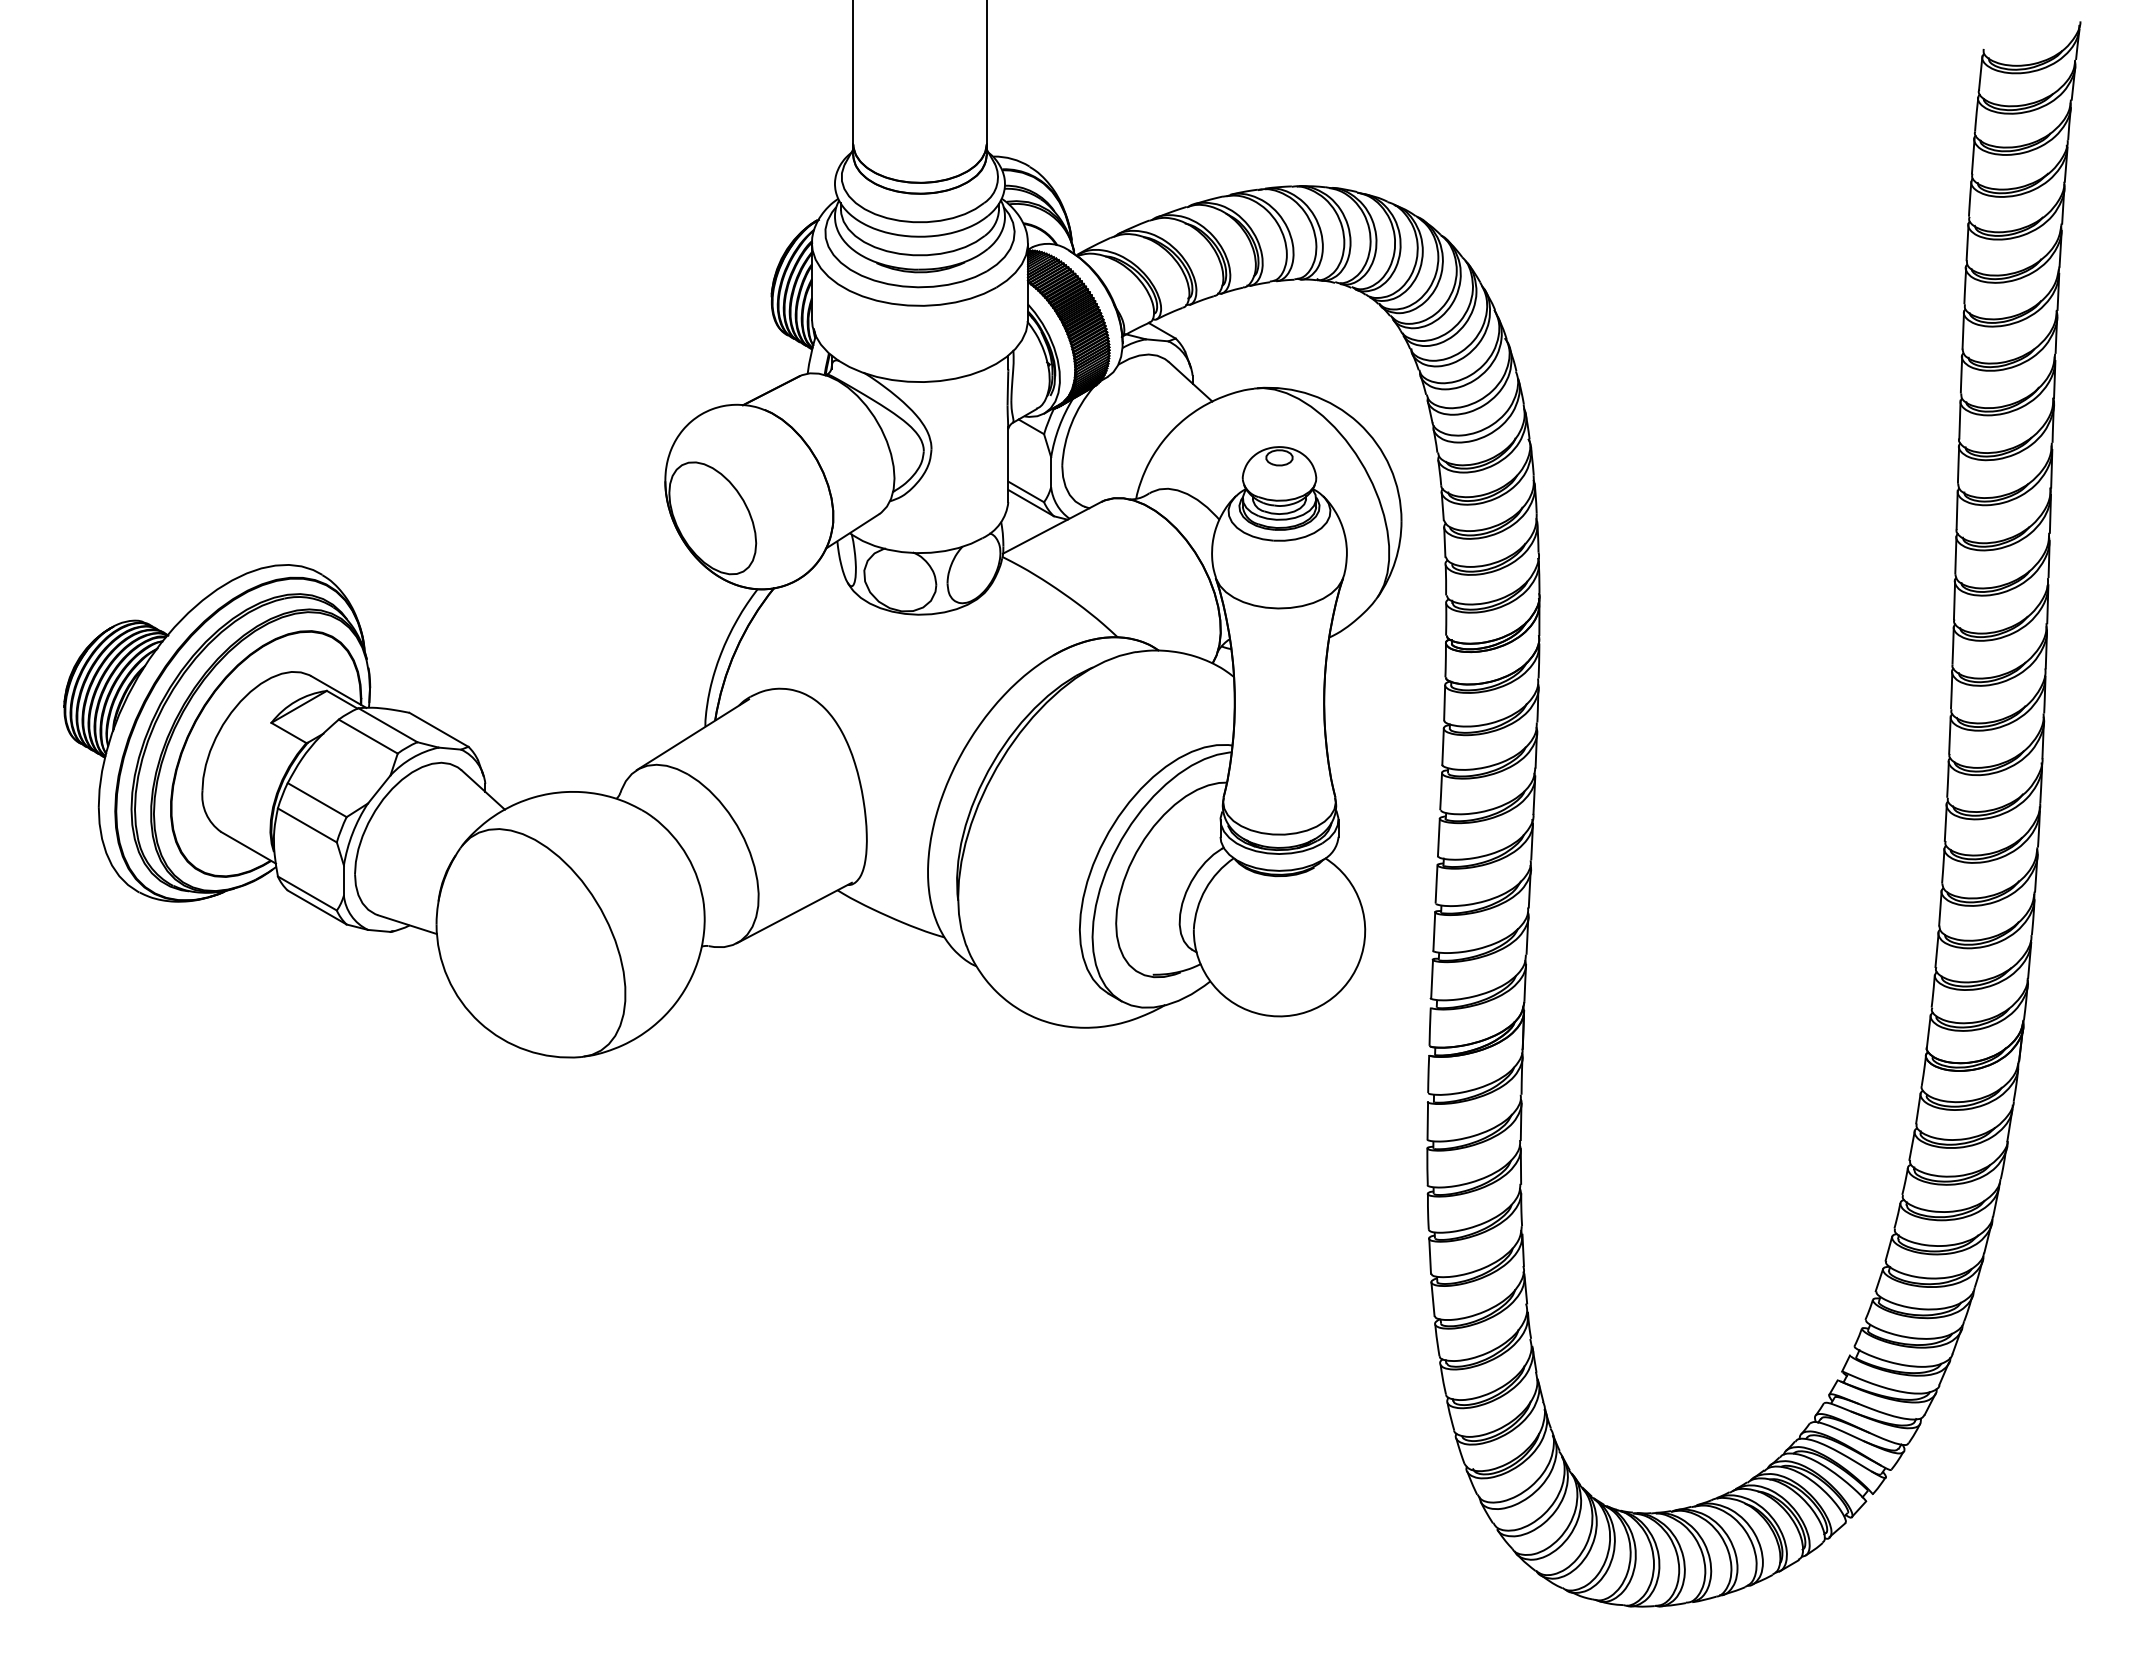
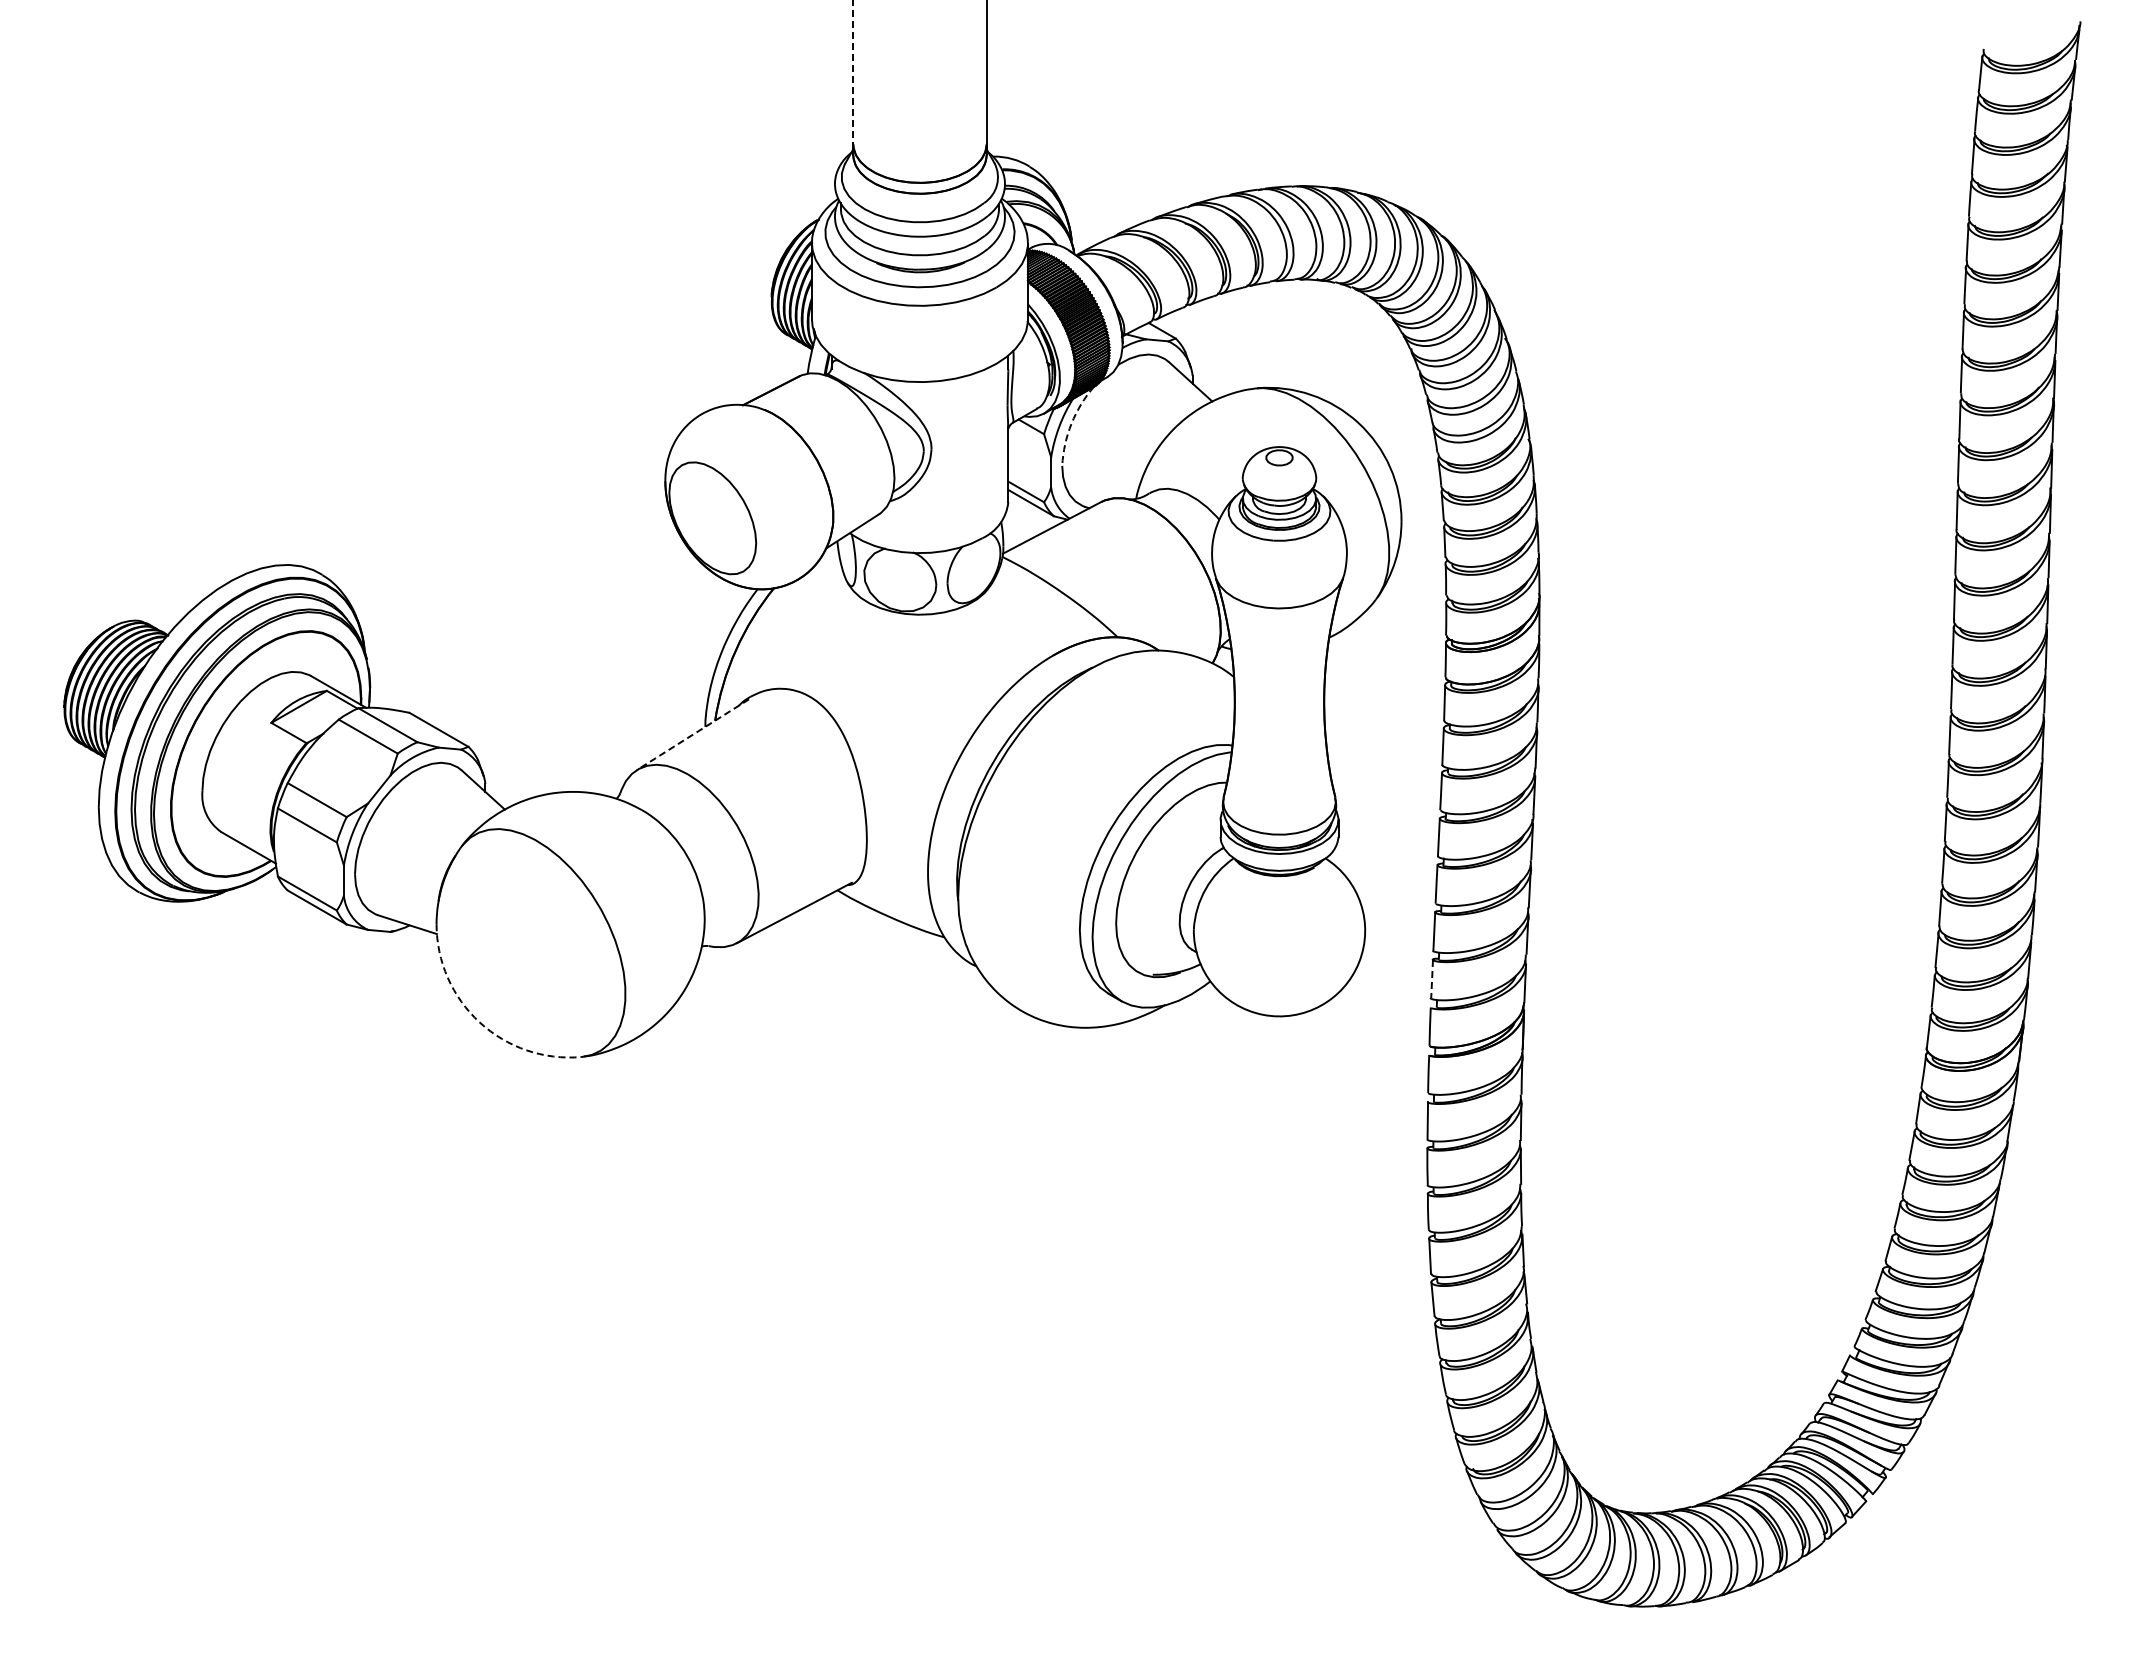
line: solid -> dashed (853, 72)
arc: solid -> dashed (1071, 423)
line: solid -> dashed (692, 734)
line: solid -> dashed (1432, 979)
arc: solid -> dashed (479, 1022)
